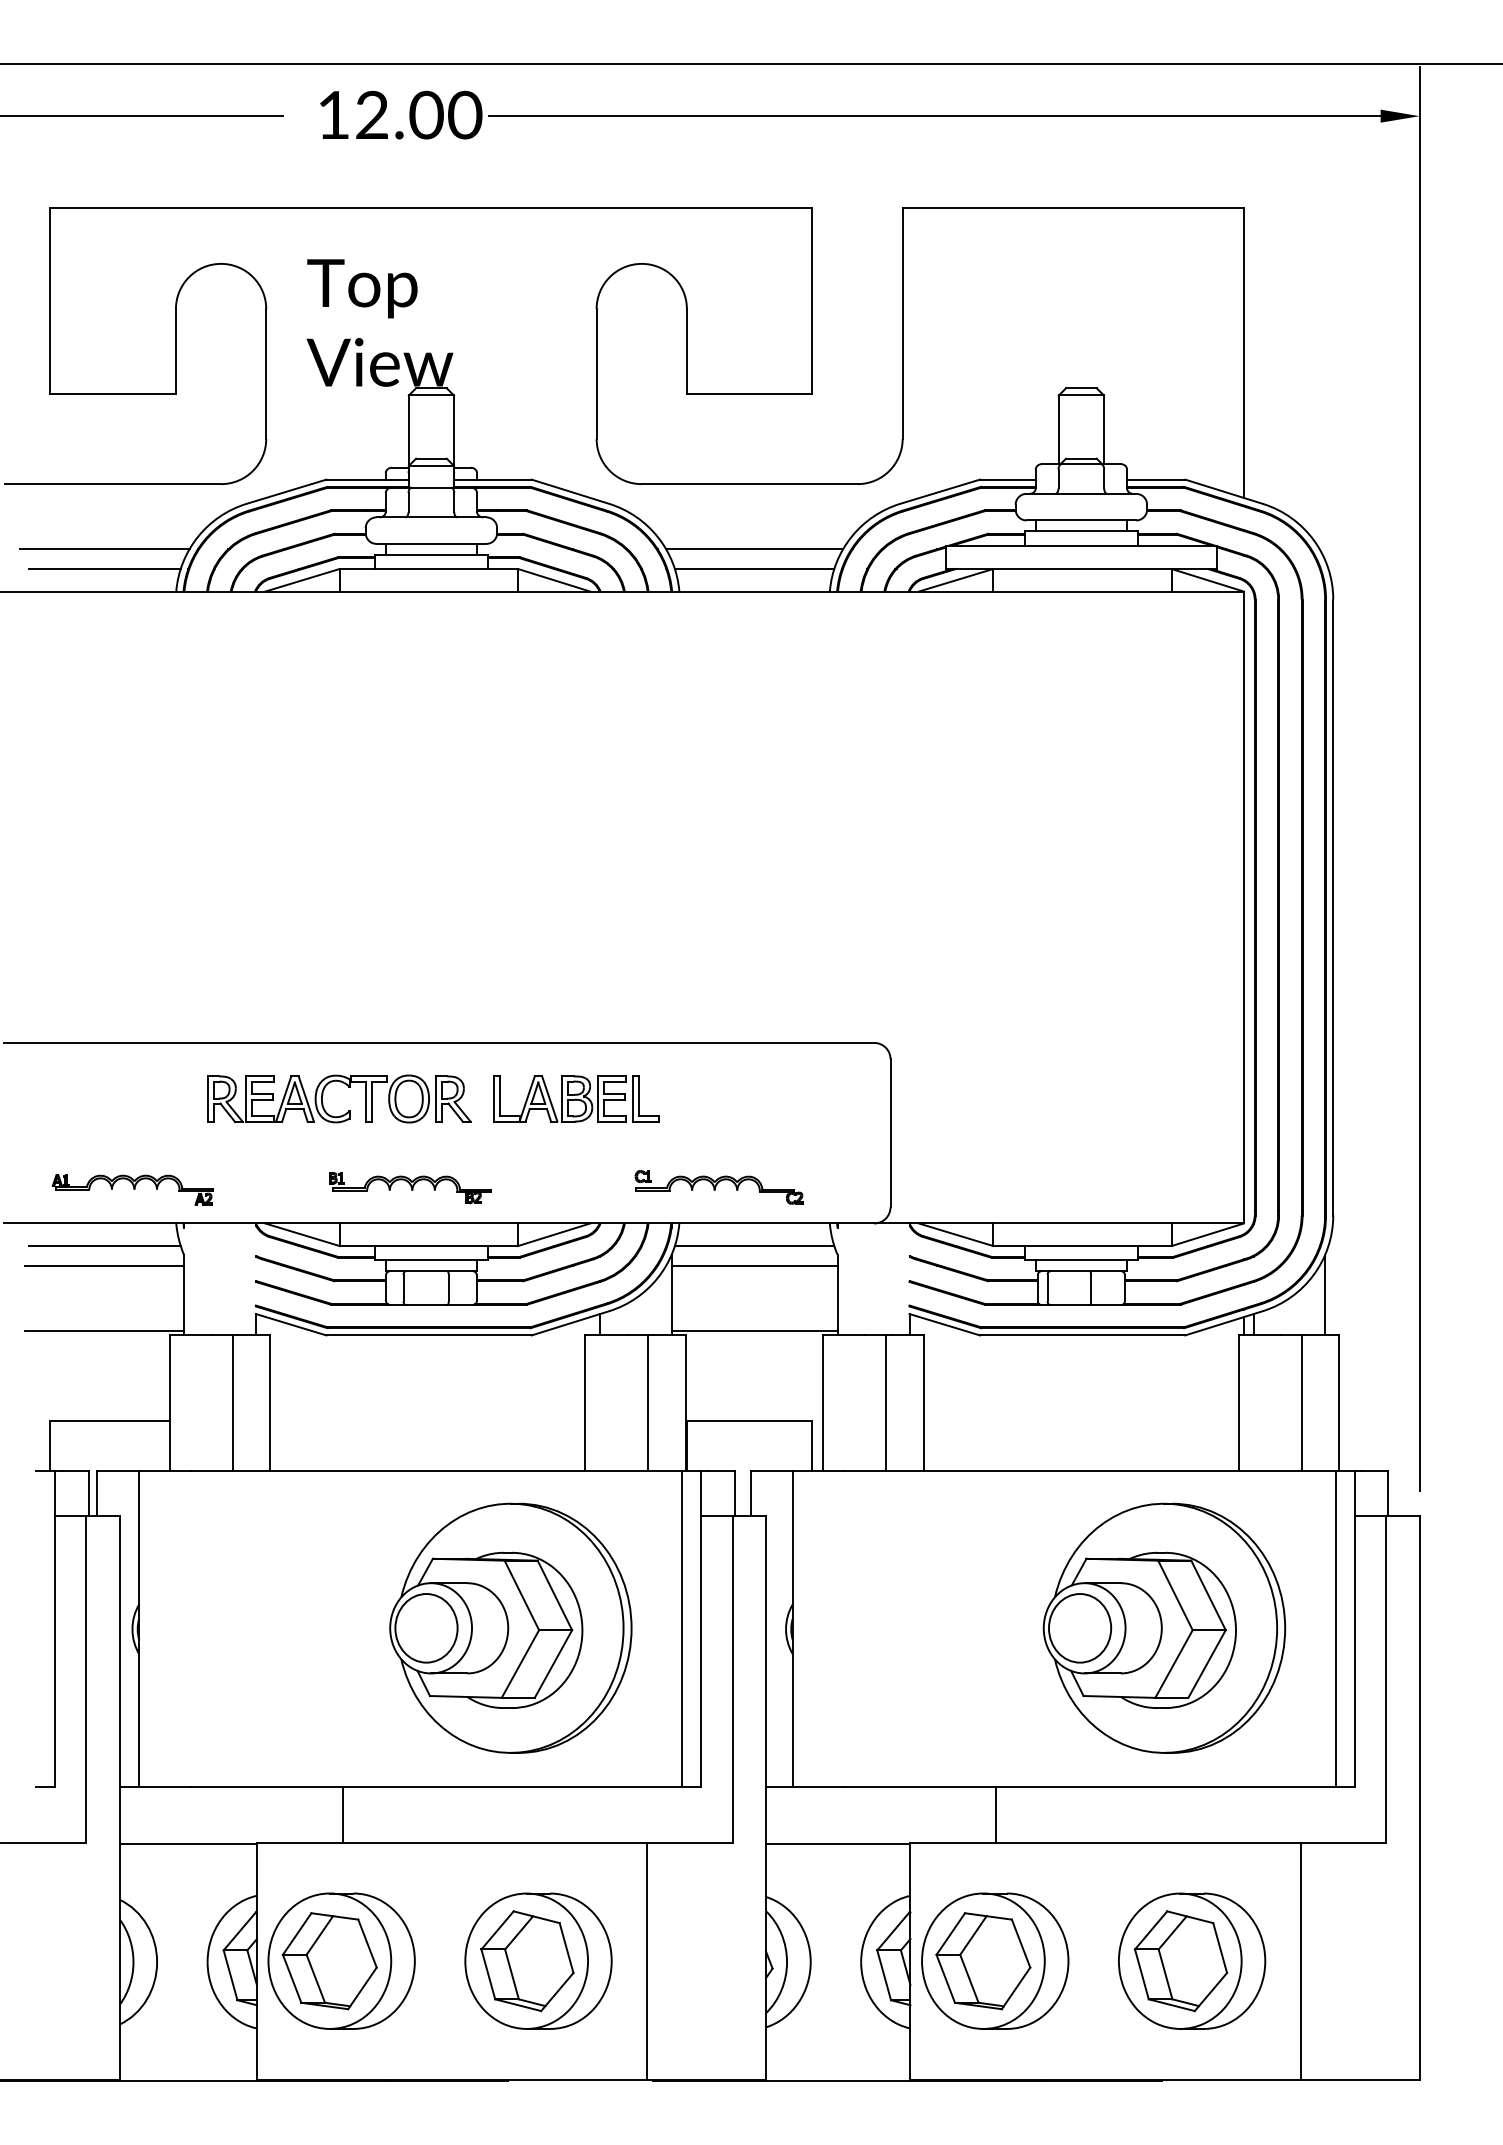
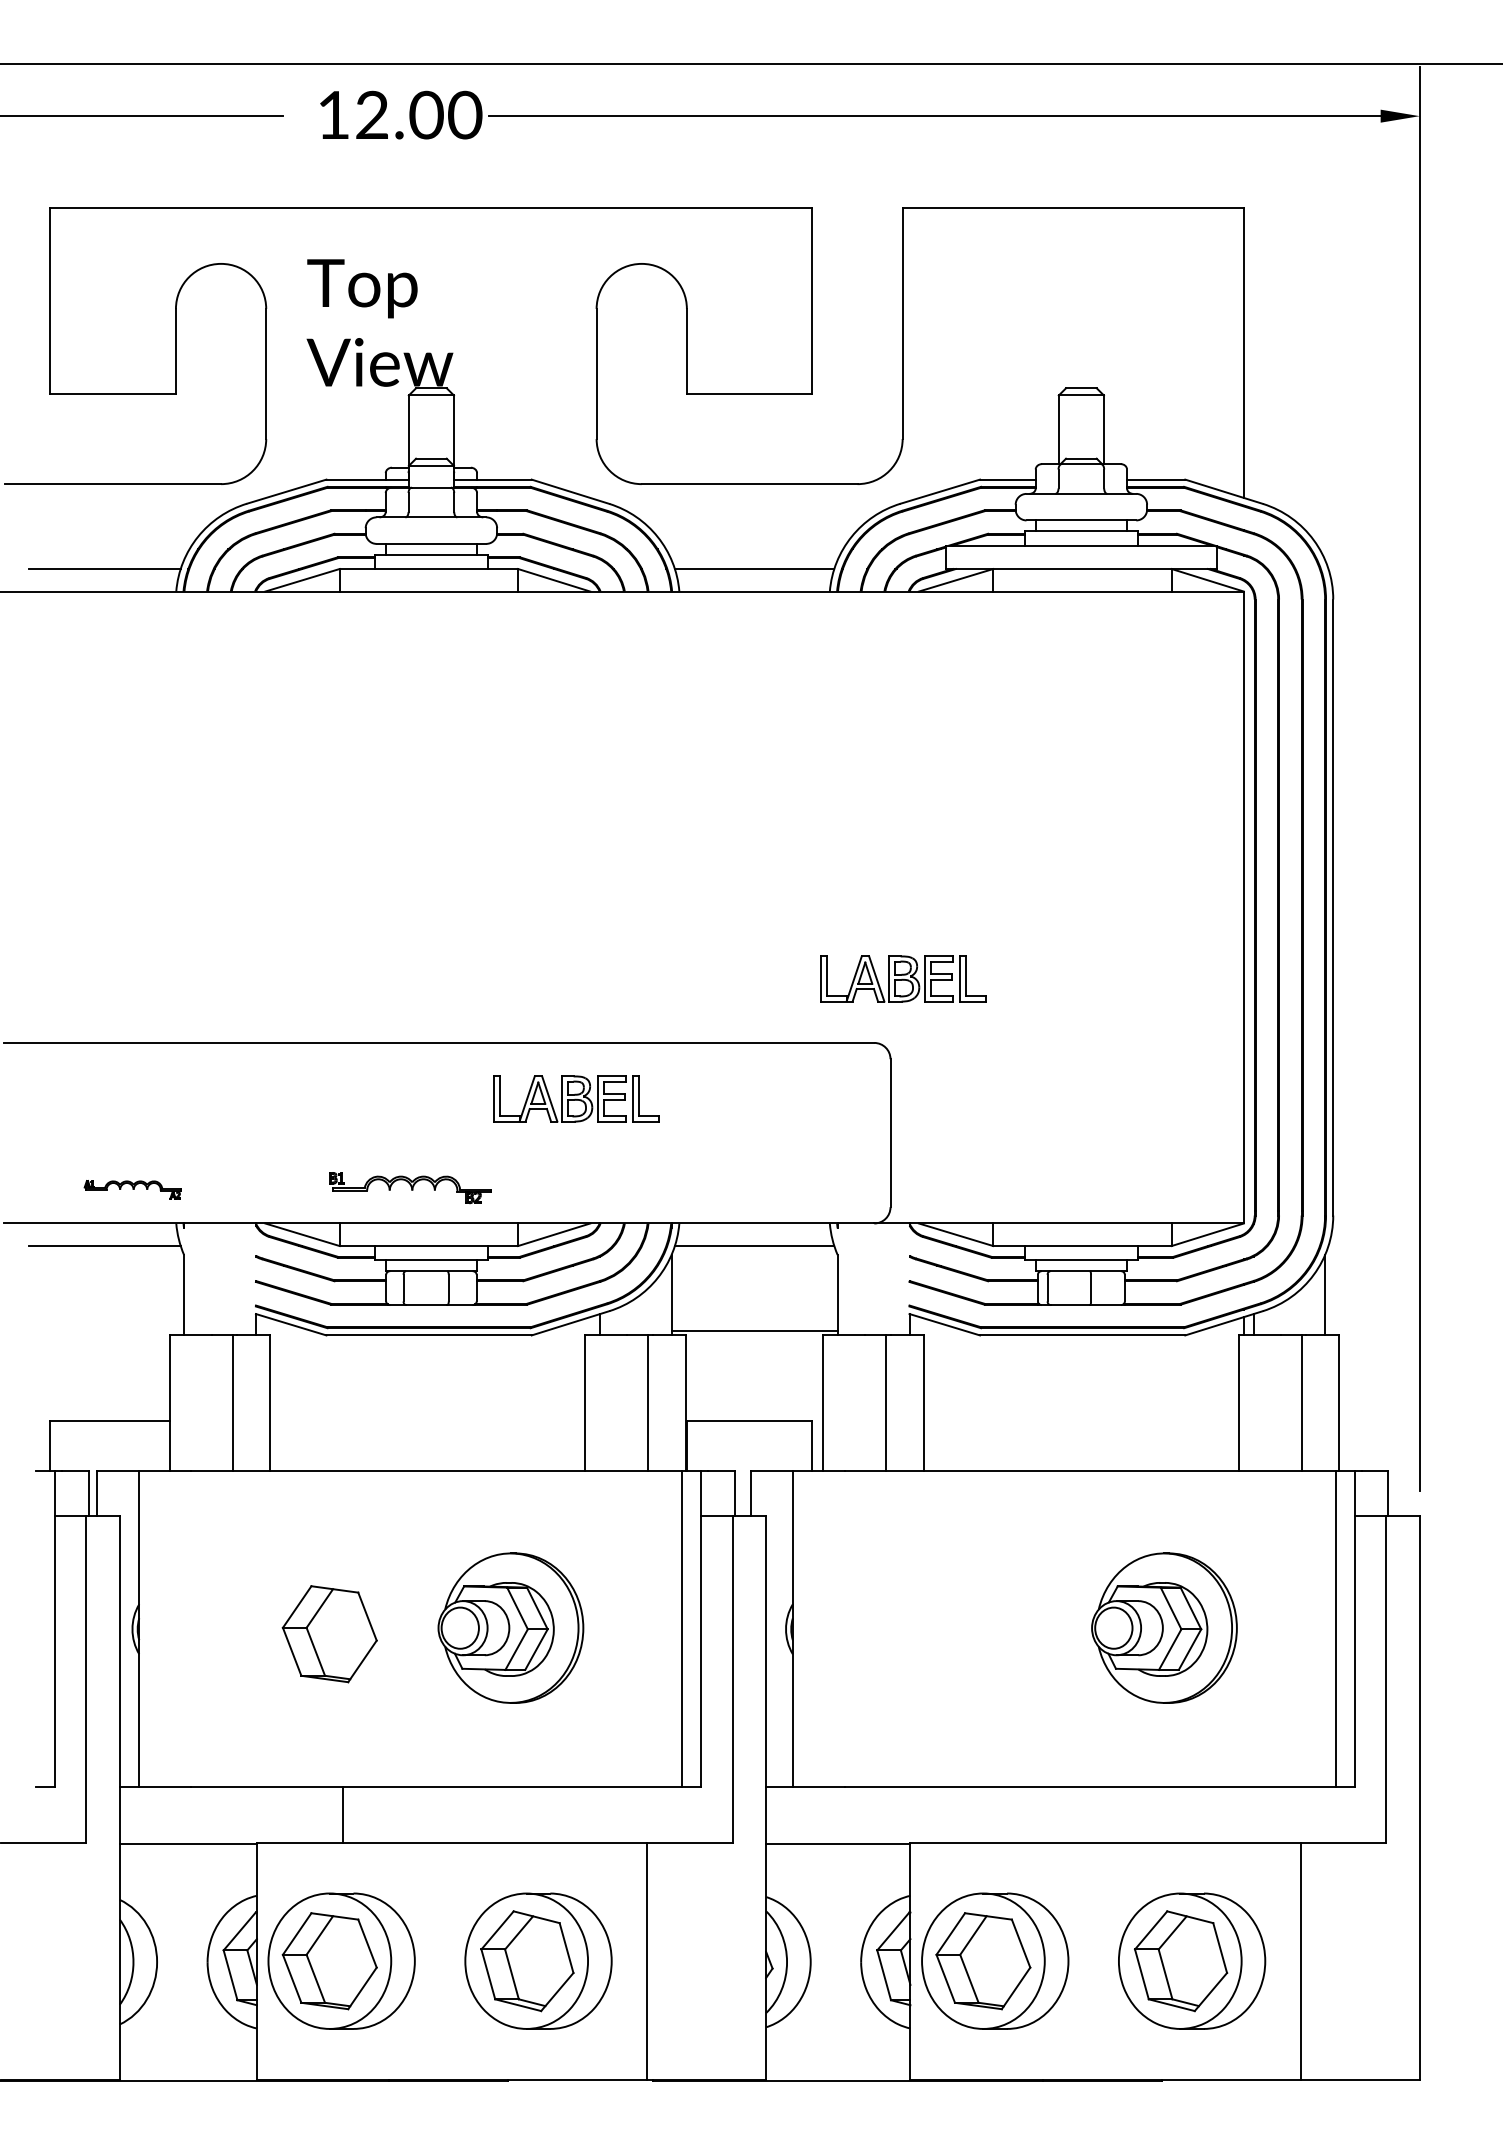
line: present -> none (104, 549)
line: present -> none (754, 549)
part: none -> present (903, 978)
part: present -> none (348, 1087)
part: present -> none (718, 1187)
part size: 163x32 px -> 99x20 px (132, 1189)
line: present -> none (104, 1265)
line: present -> none (754, 1265)
line: present -> none (104, 1330)
part size: 244x252 px -> 148x152 px (510, 1627)
part size: 245x252 px -> 147x152 px (1164, 1627)
part: none -> present (329, 1634)
line: present -> none (996, 1814)
